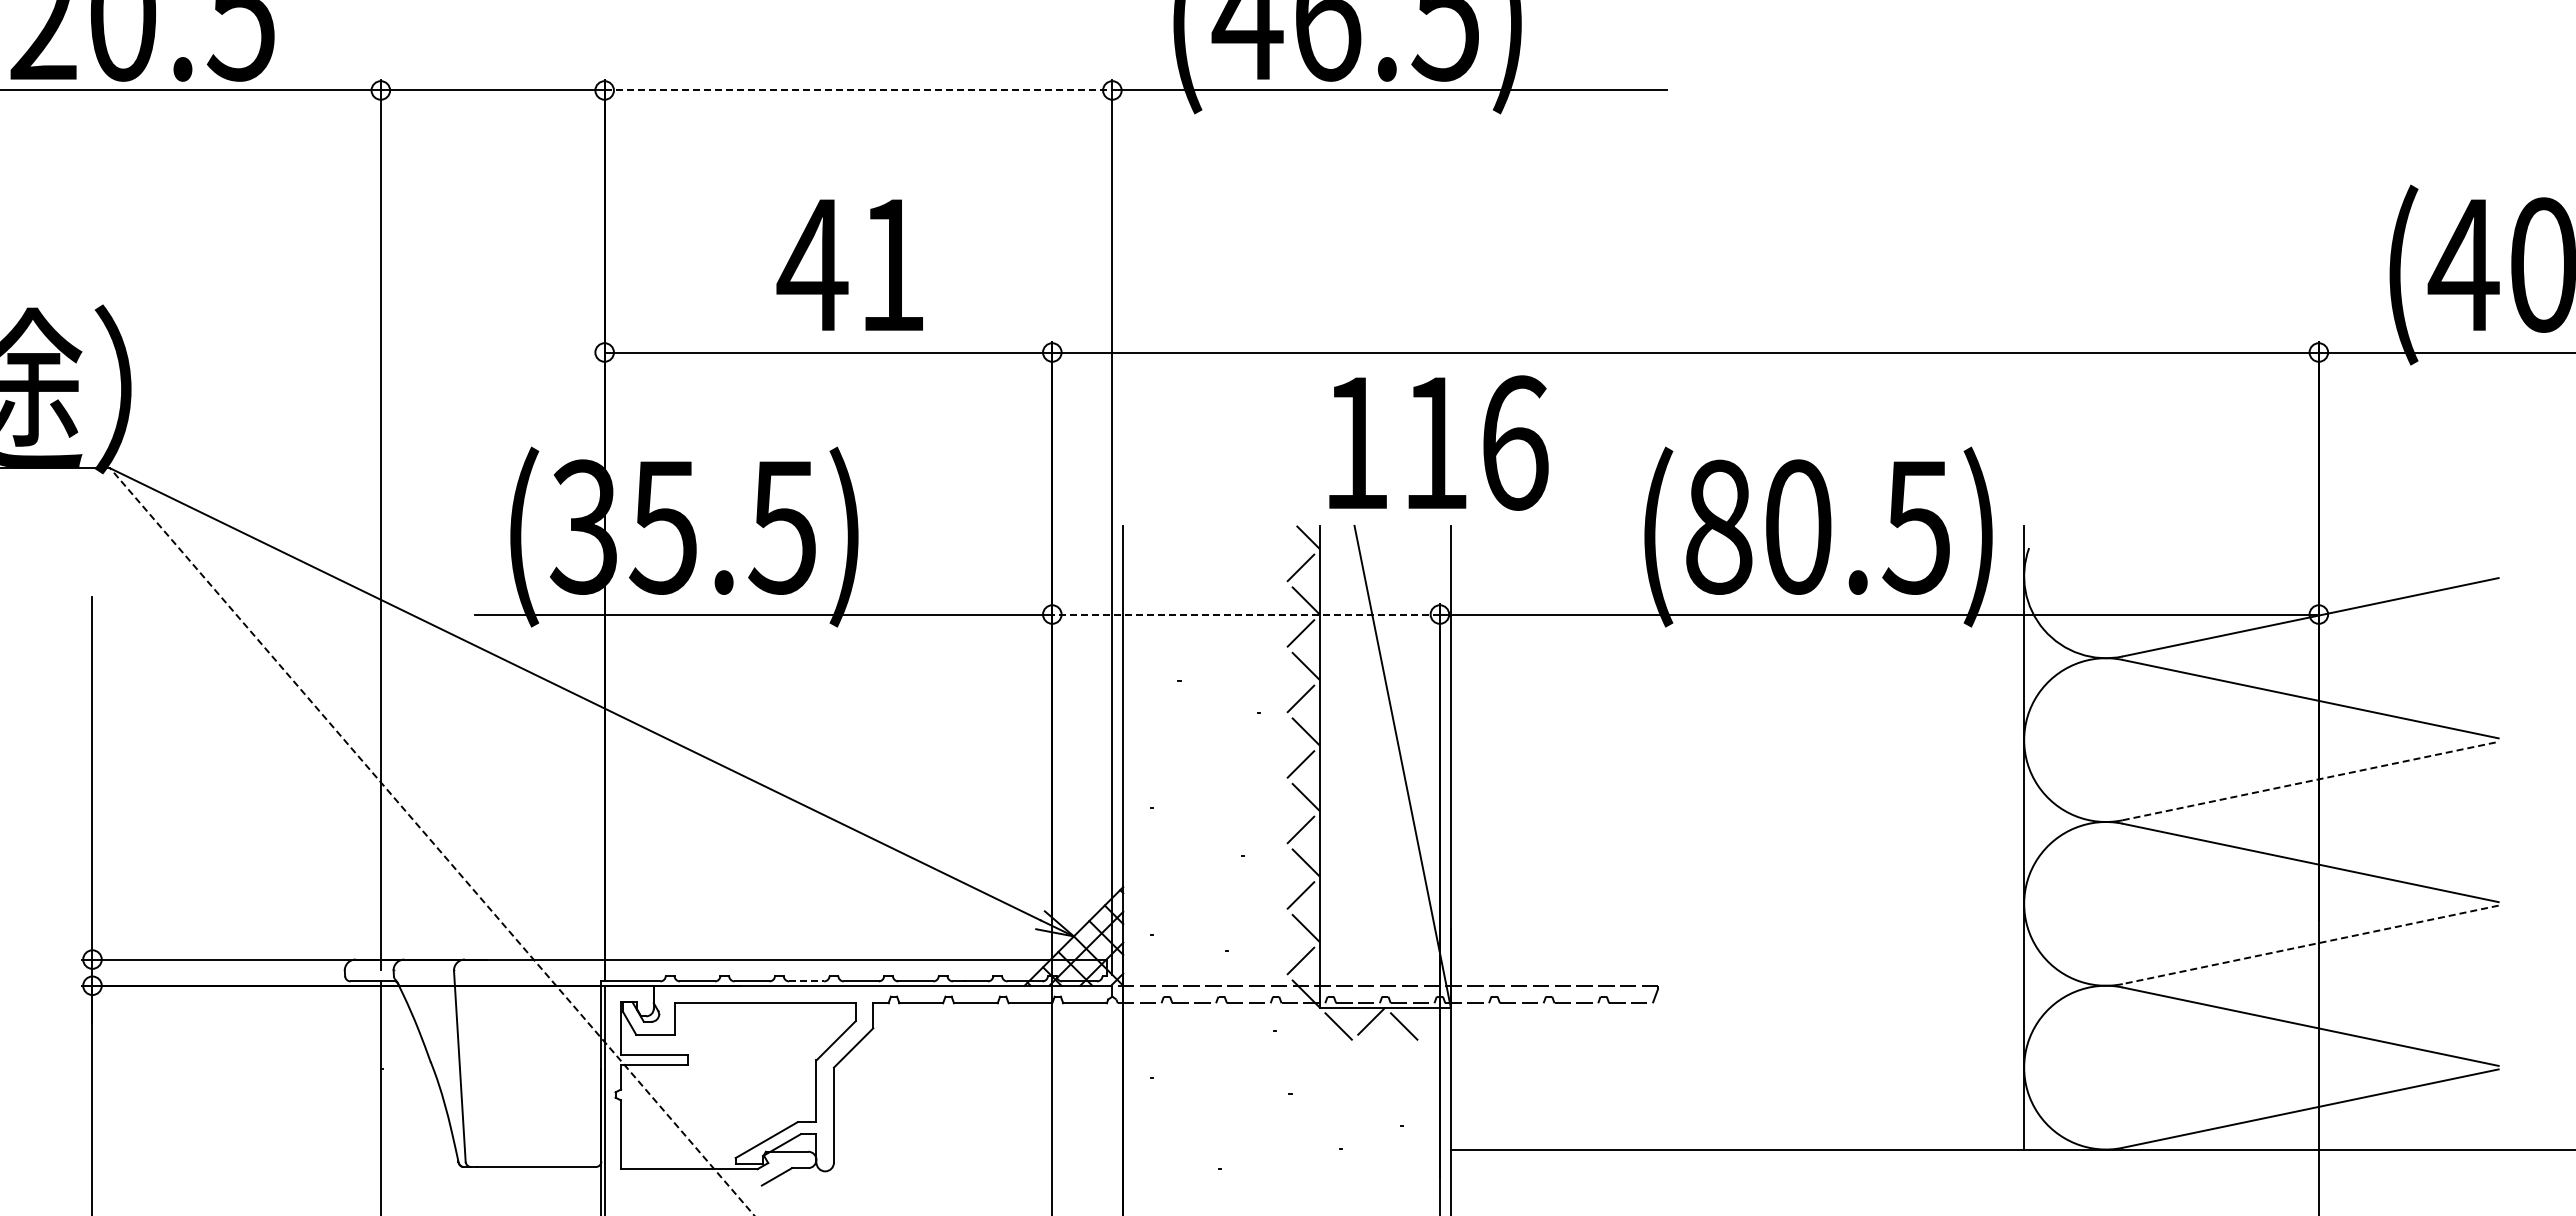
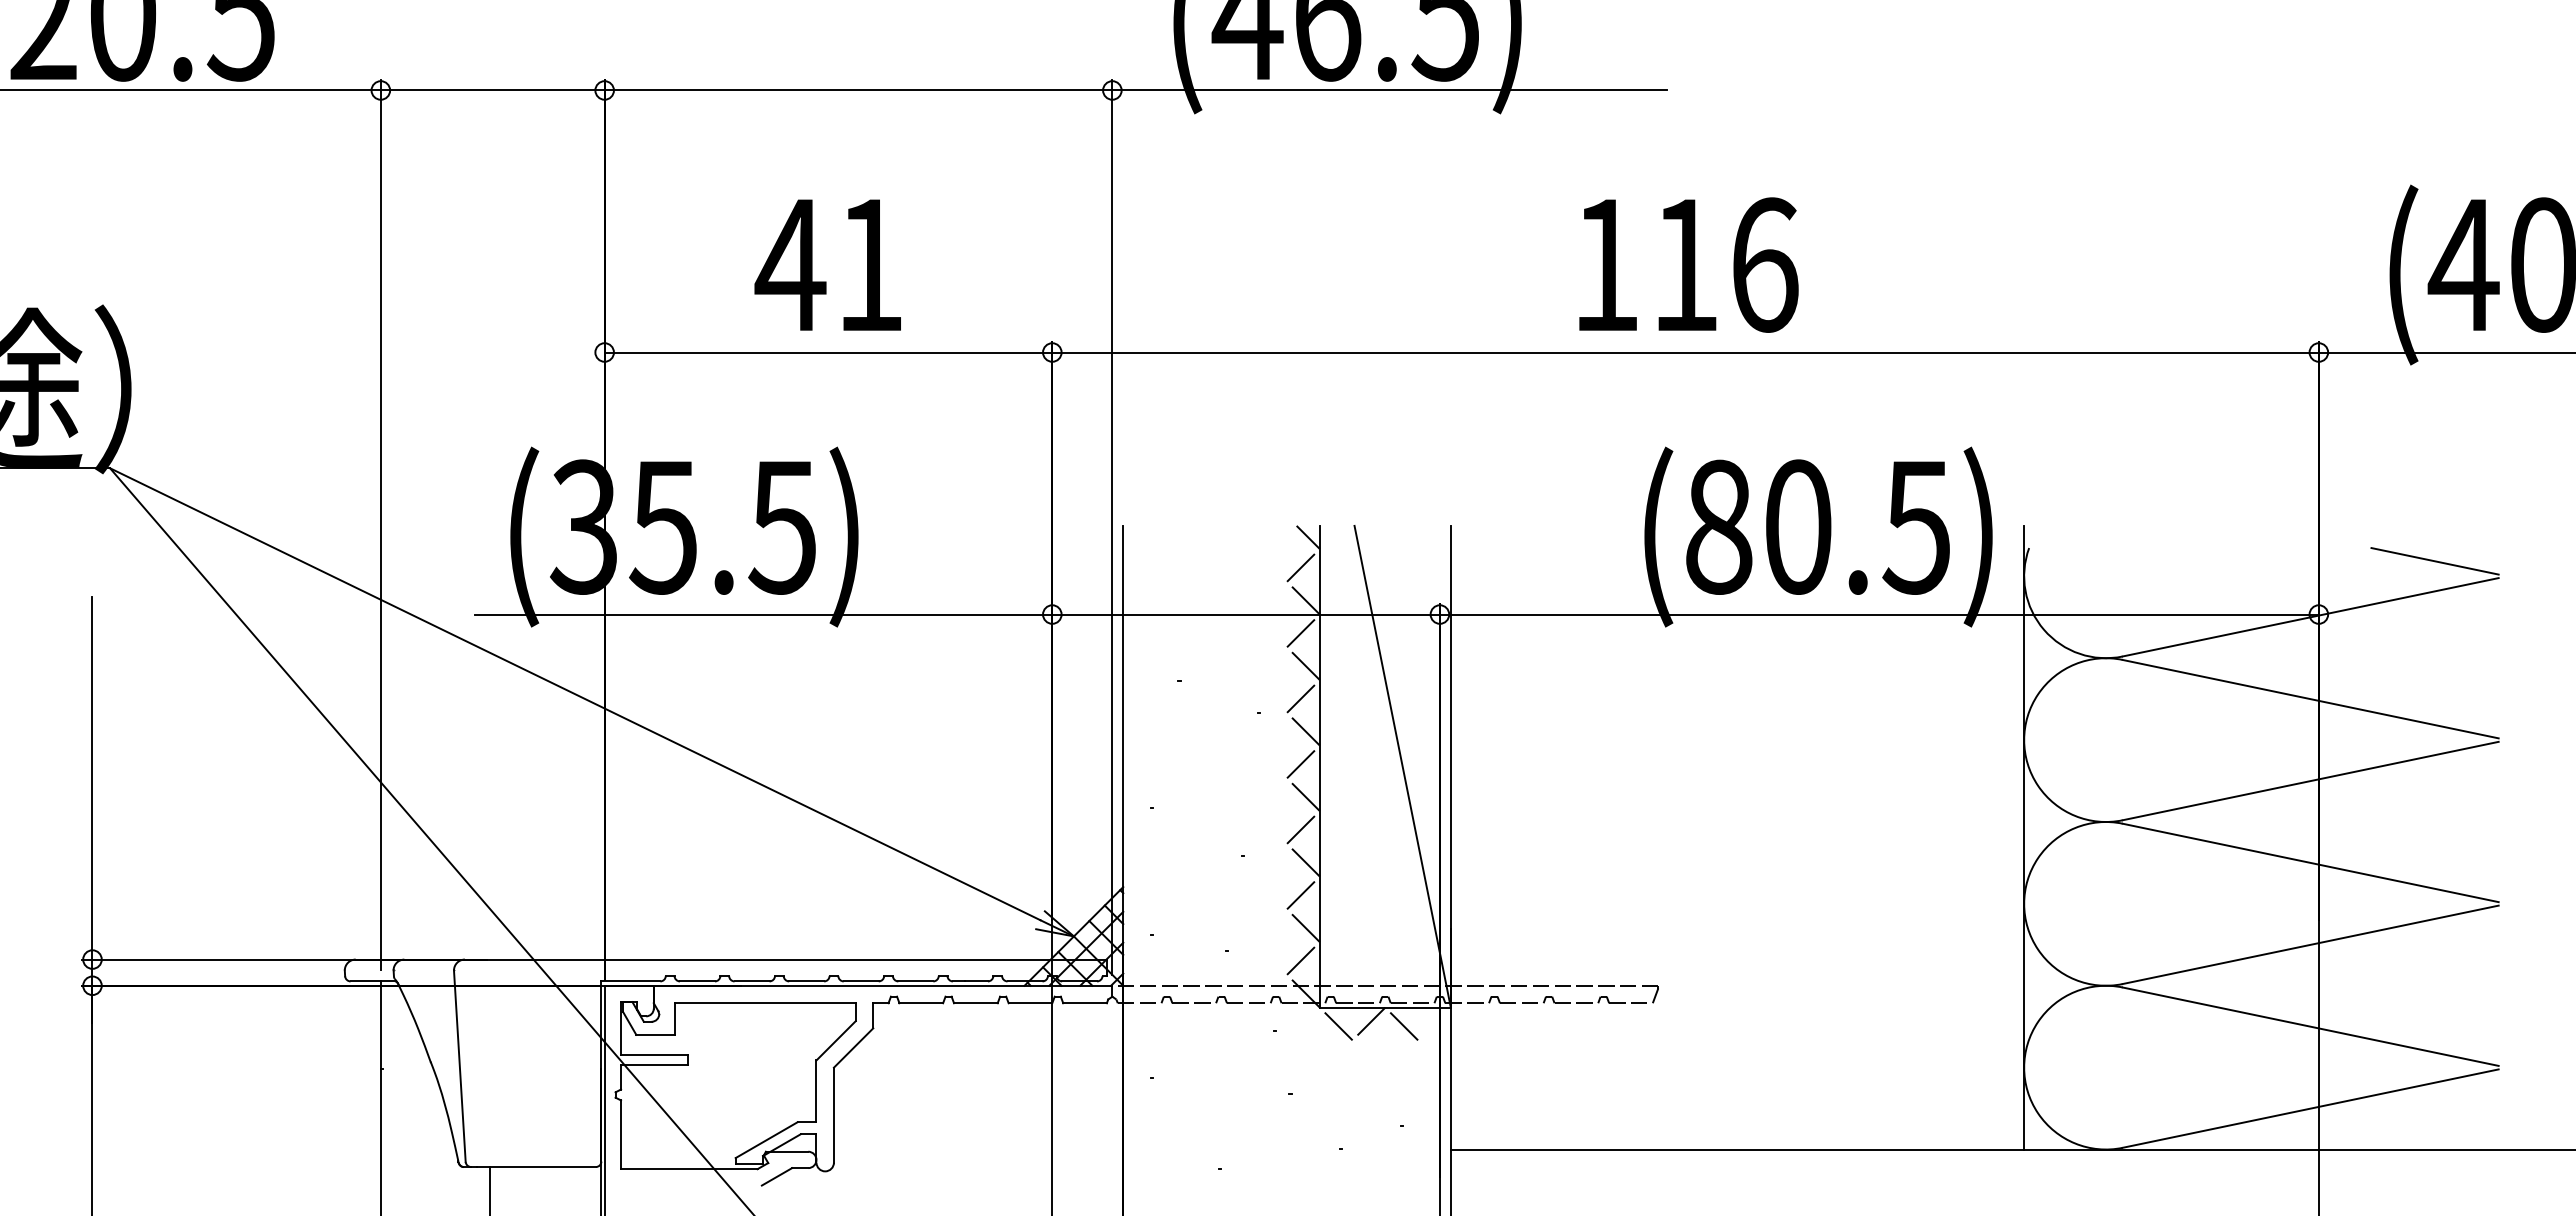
line: dashed -> solid (858, 90)
text position: (849, 264) -> (827, 264) (827, 264)
text position: (1438, 442) -> (1688, 264) (1688, 264)
line: none -> present (2434, 561)
line: dashed -> solid (1246, 614)
line: dashed -> solid (2311, 780)
line: dashed -> solid (431, 841)
line: dashed -> solid (2310, 944)
line: dashed -> solid (807, 981)
line: none -> present (490, 1189)
